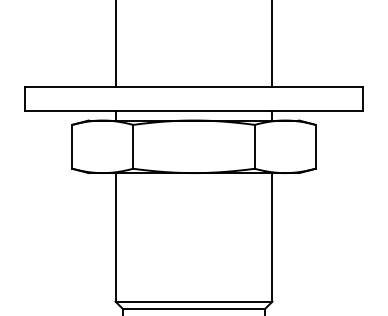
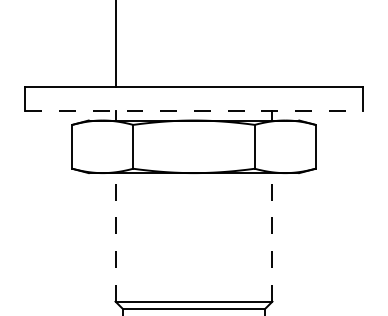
line: present -> none (272, 44)
line: solid -> dashed (193, 110)
line: solid -> dashed (115, 236)
line: solid -> dashed (272, 236)
